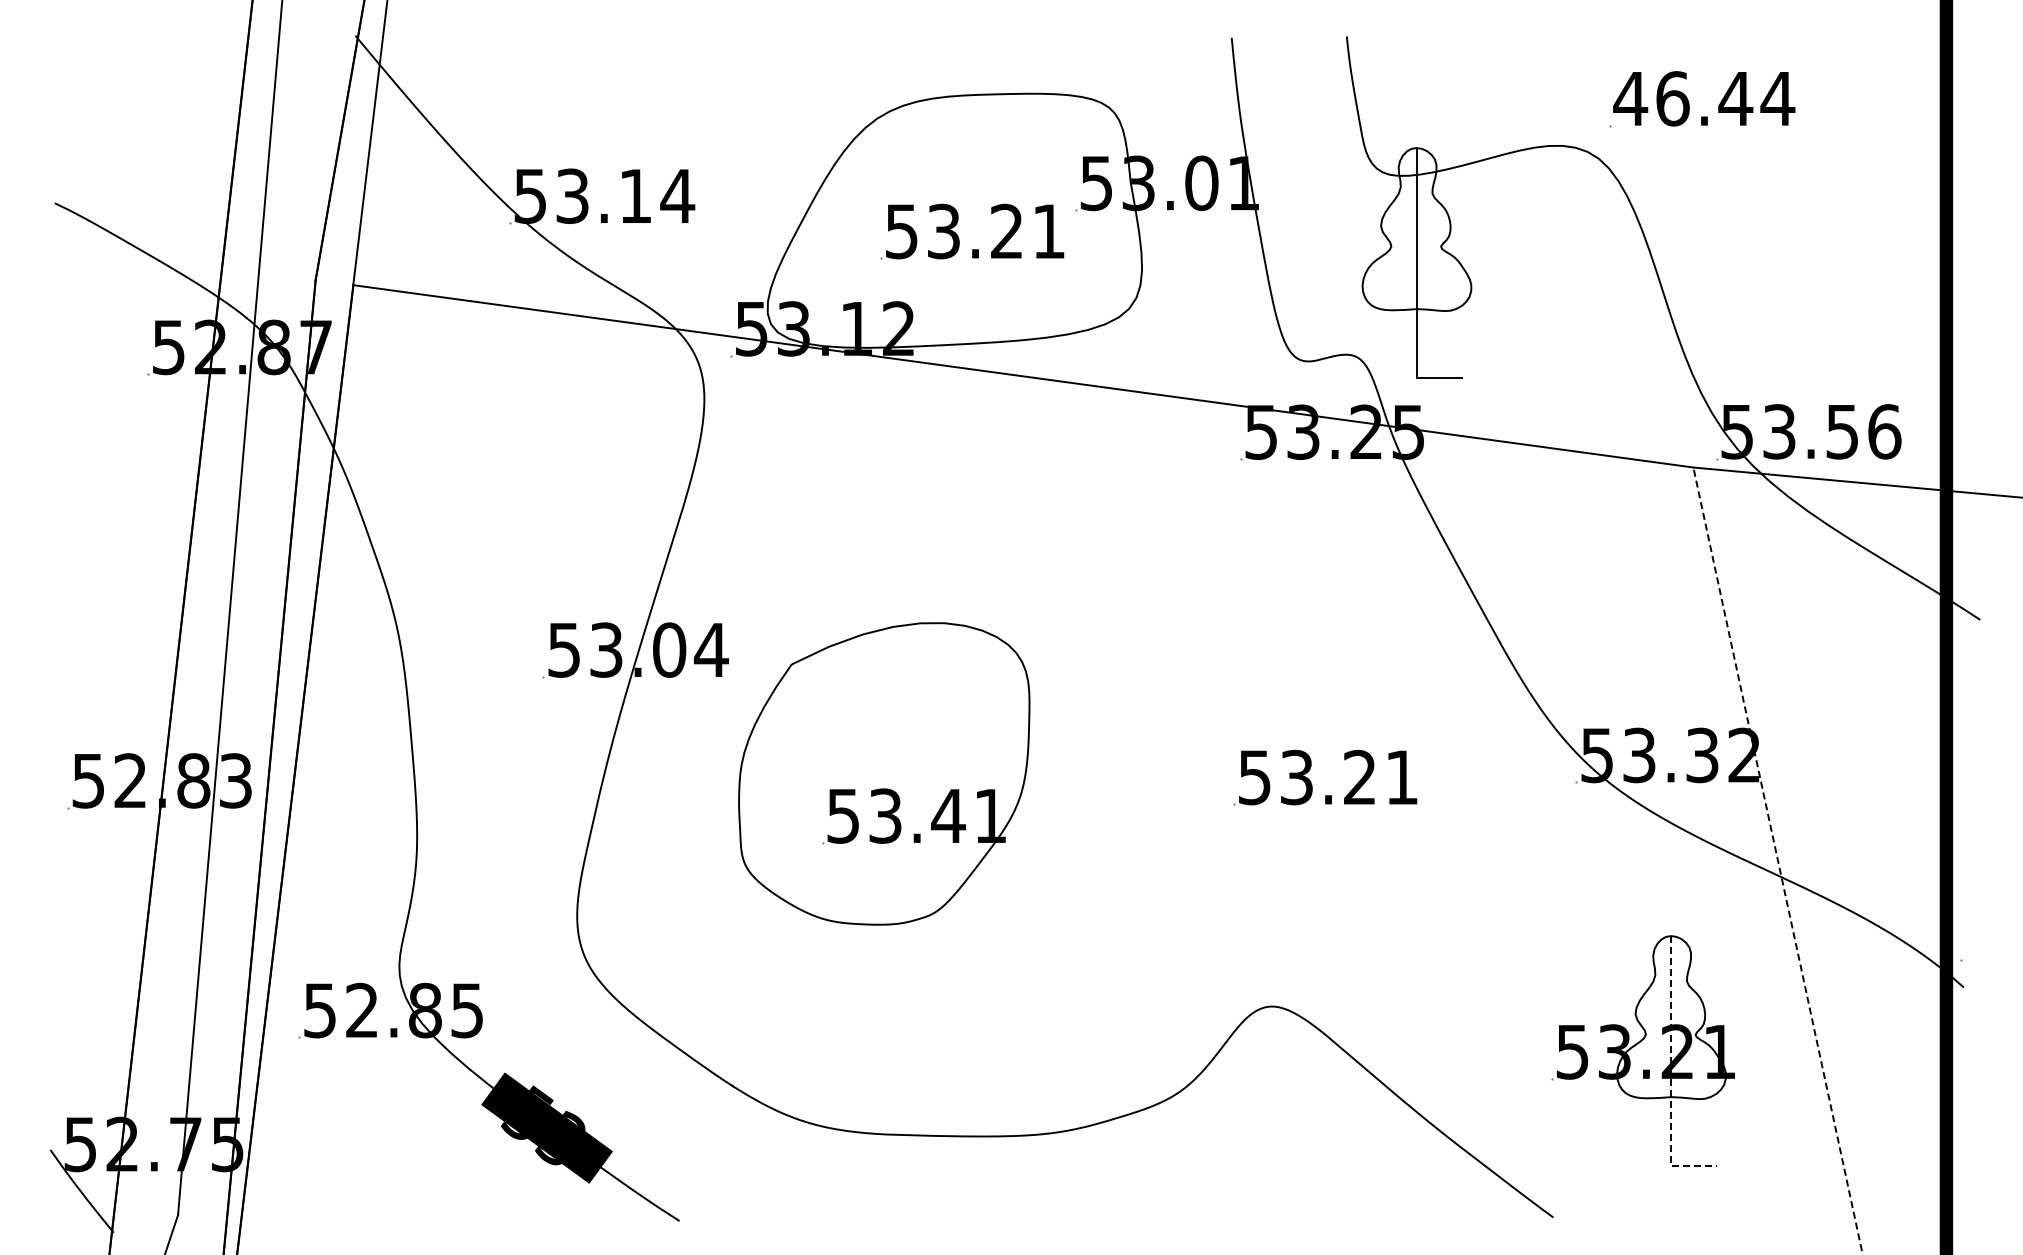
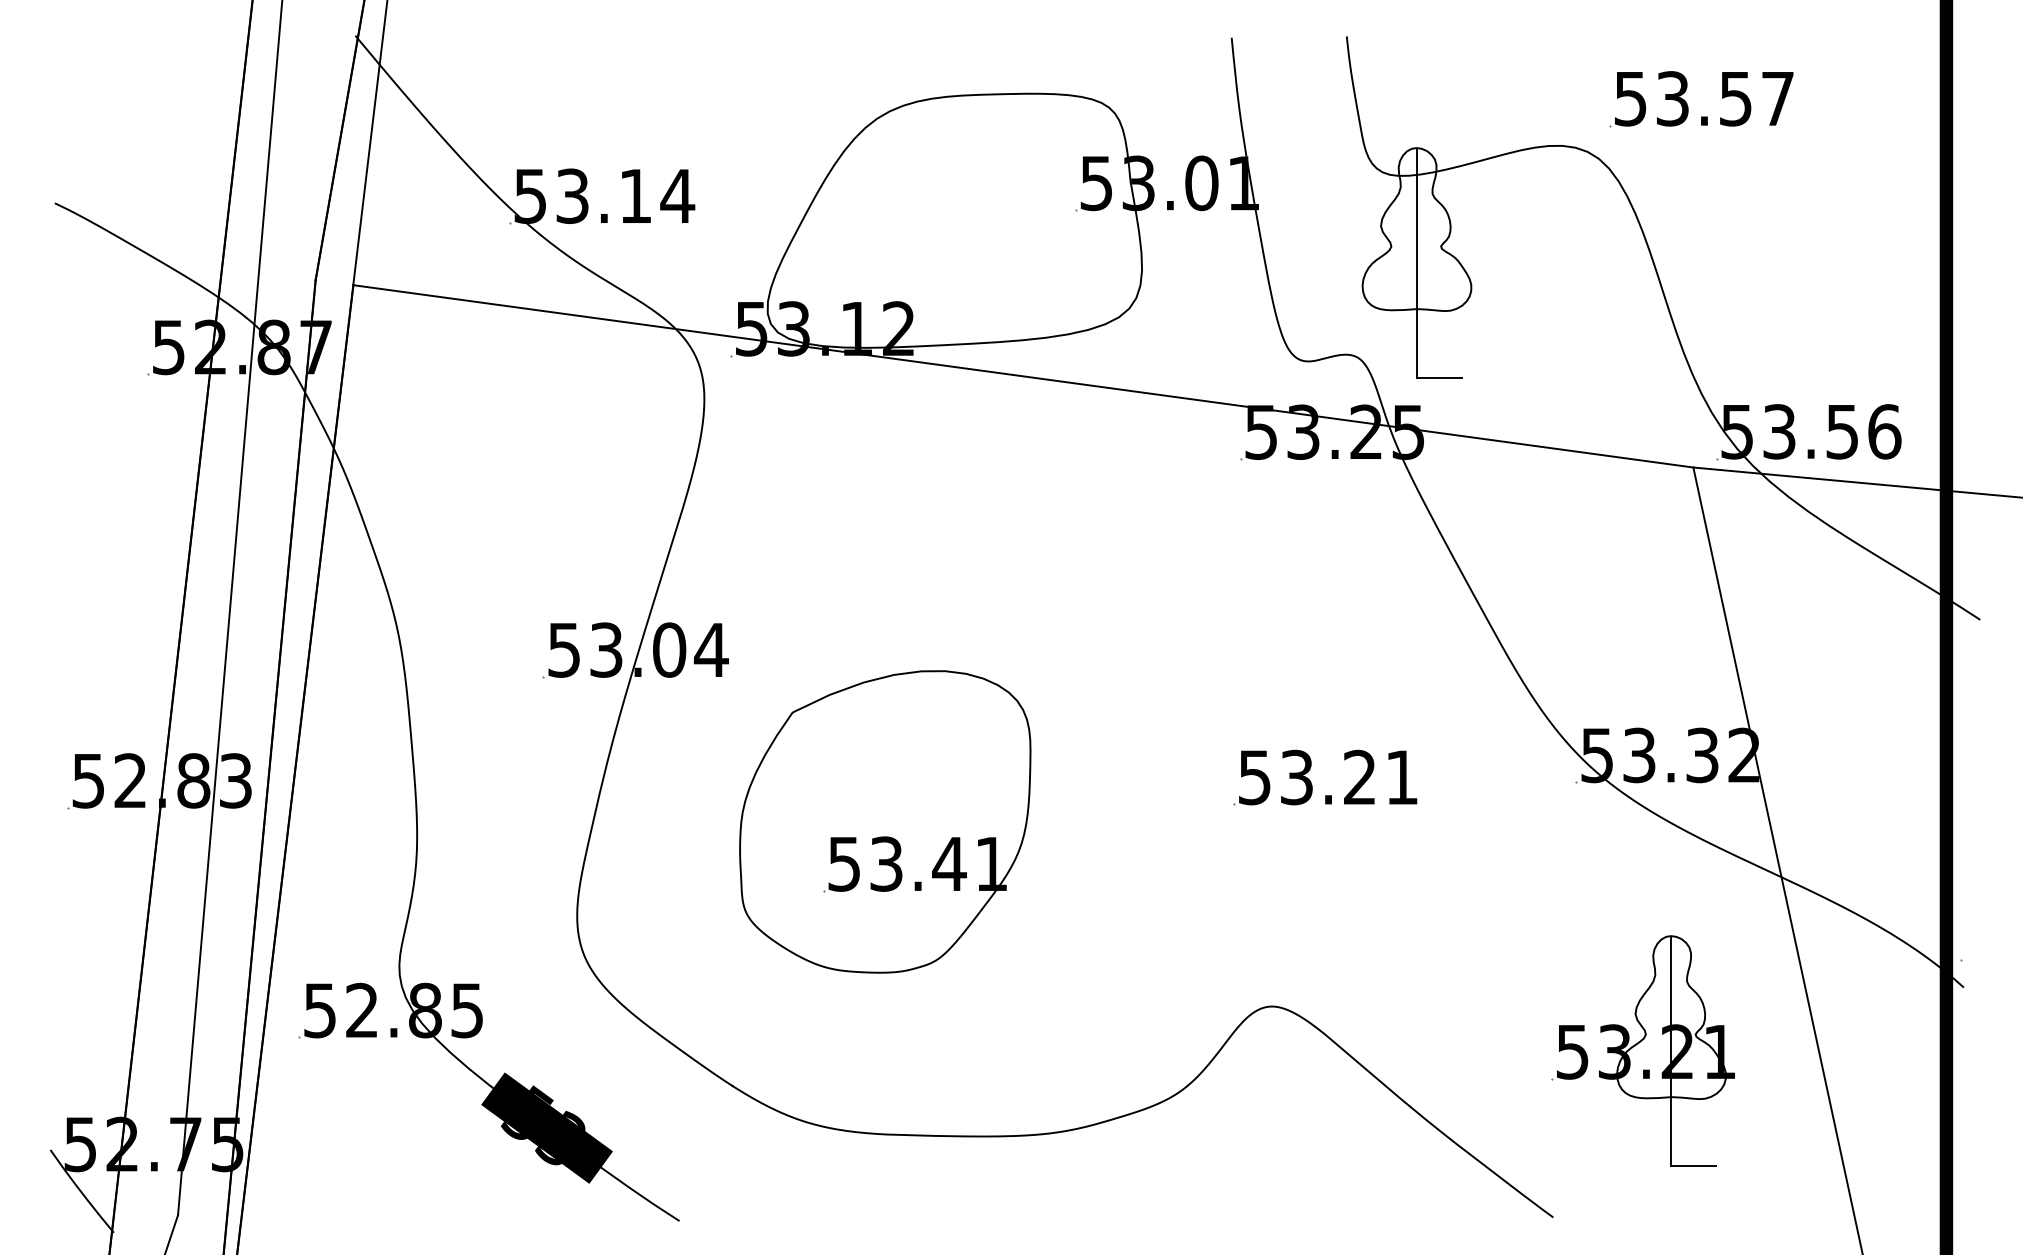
text: 46.44 -> 53.57 (1704, 98)
part: present -> none (959, 238)
part position: (884, 773) -> (885, 821) (885, 821)
line: dashed -> solid (1777, 860)
line: dashed -> solid (1671, 1075)
